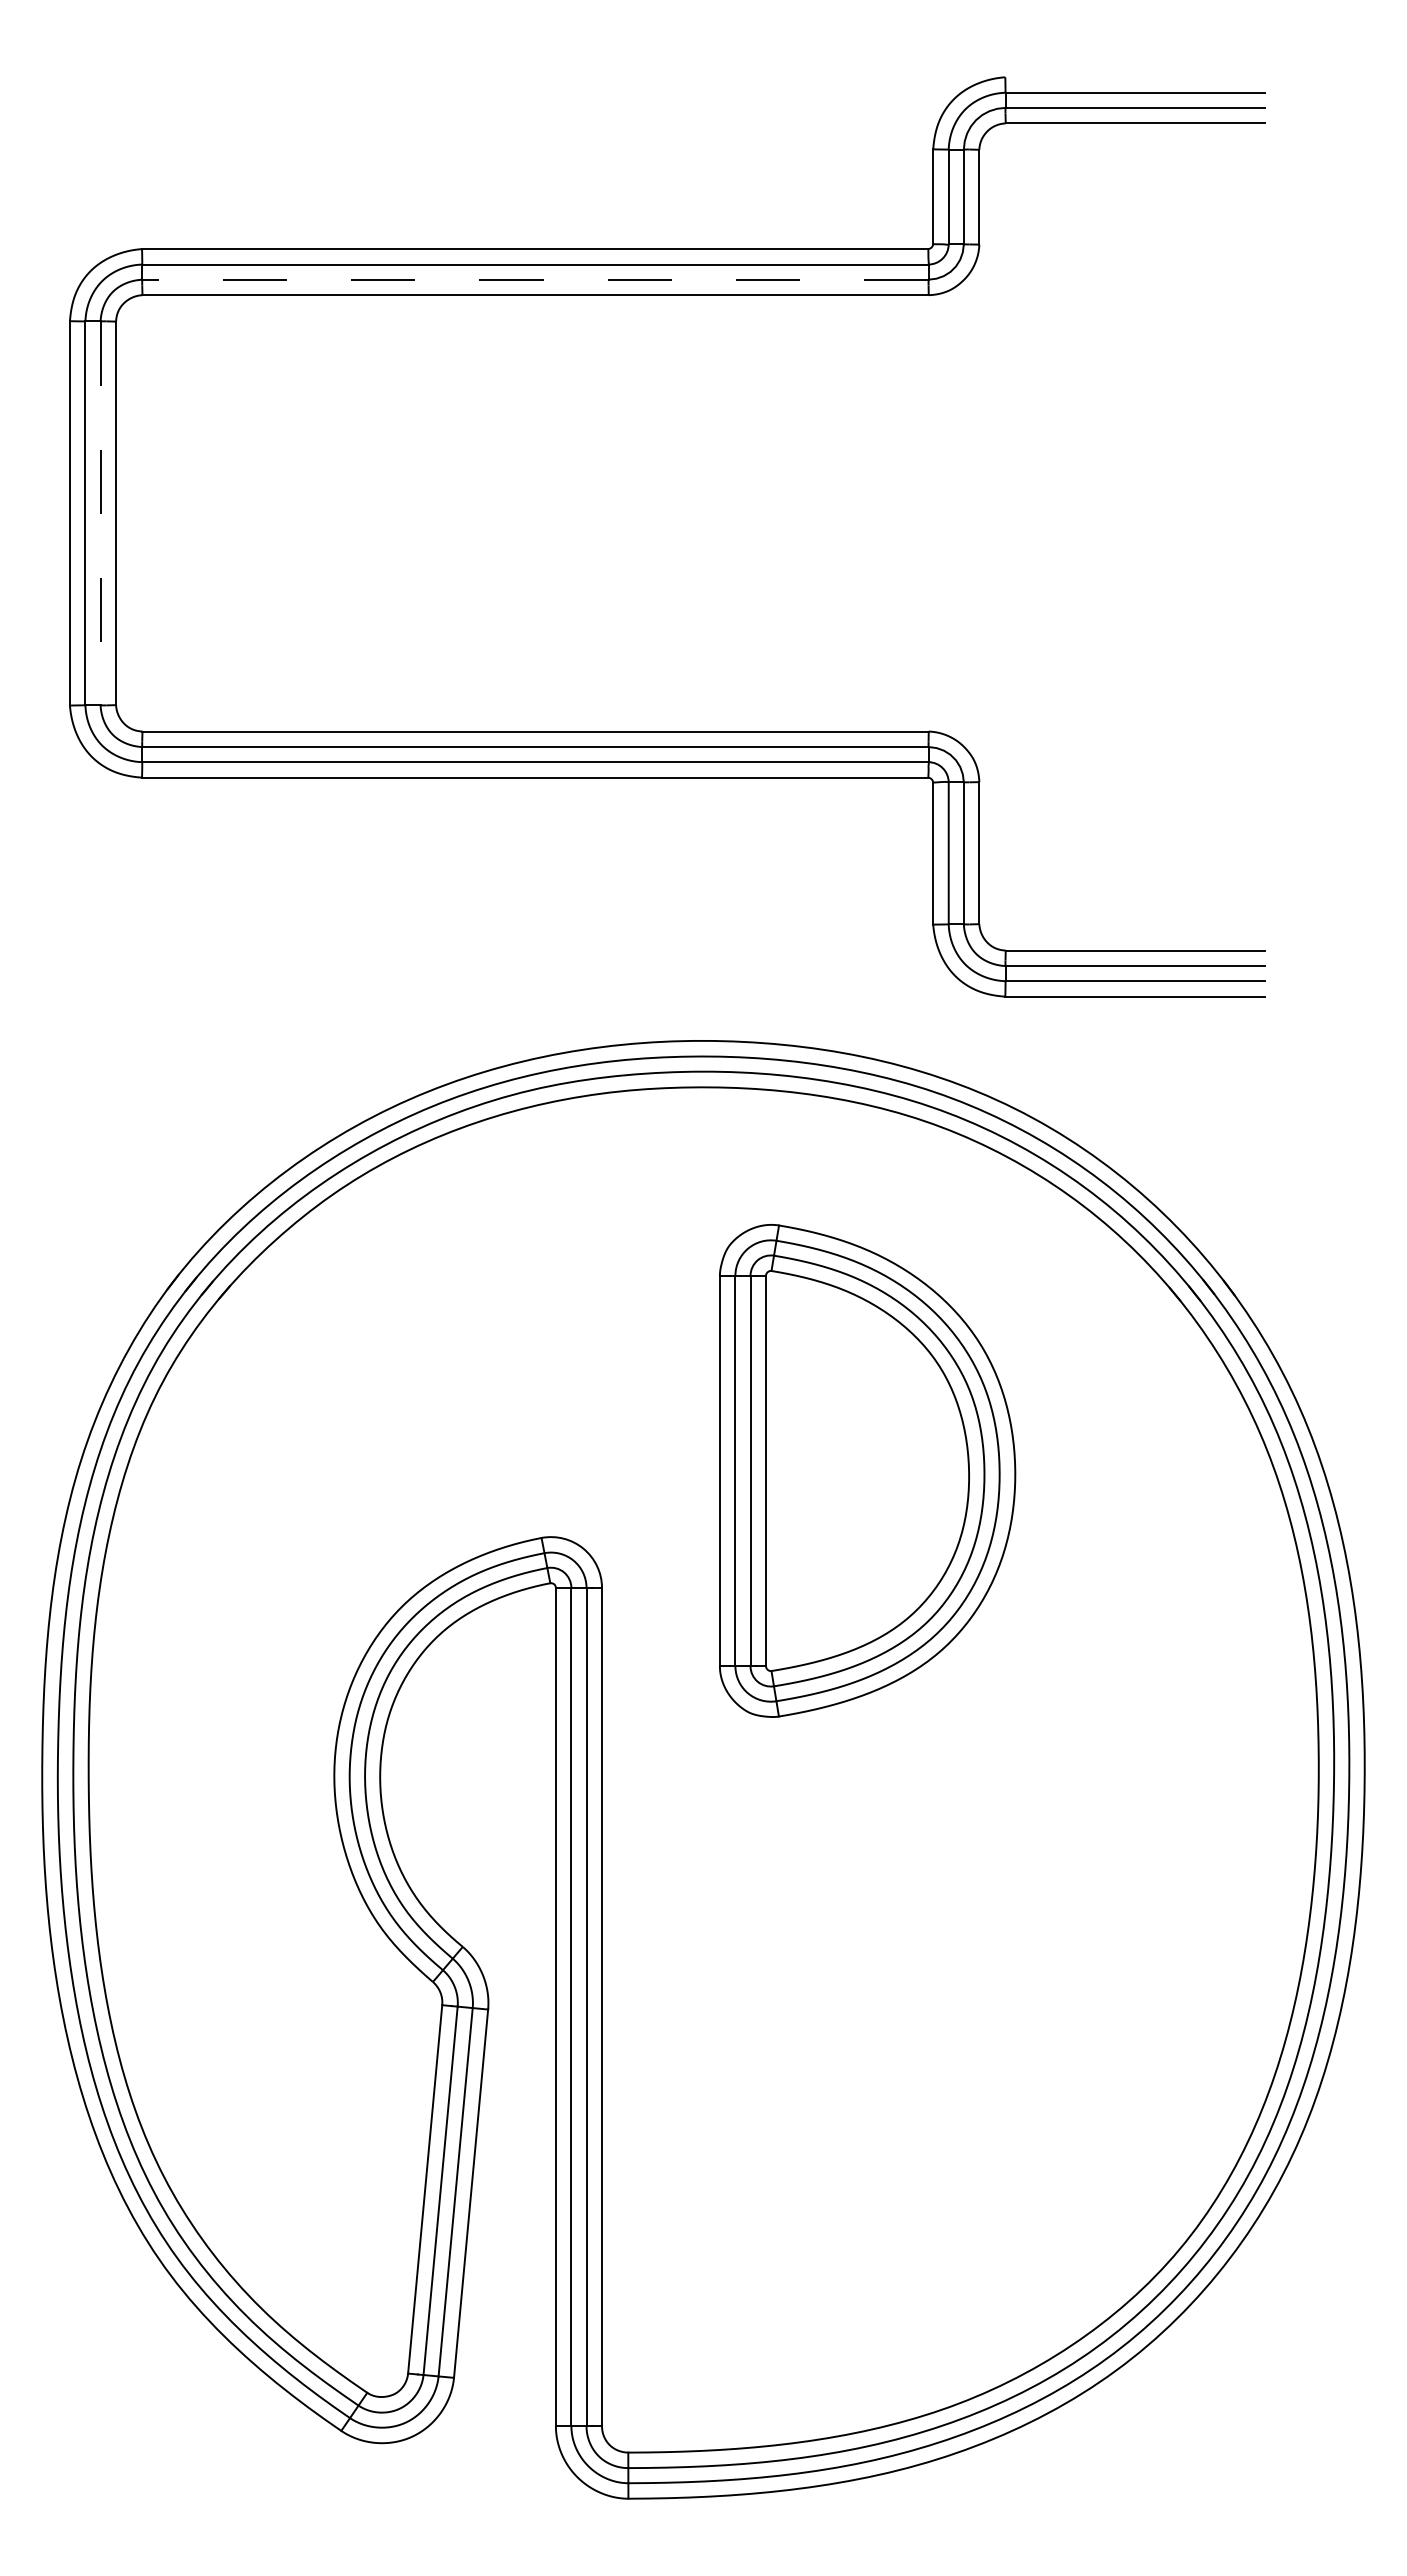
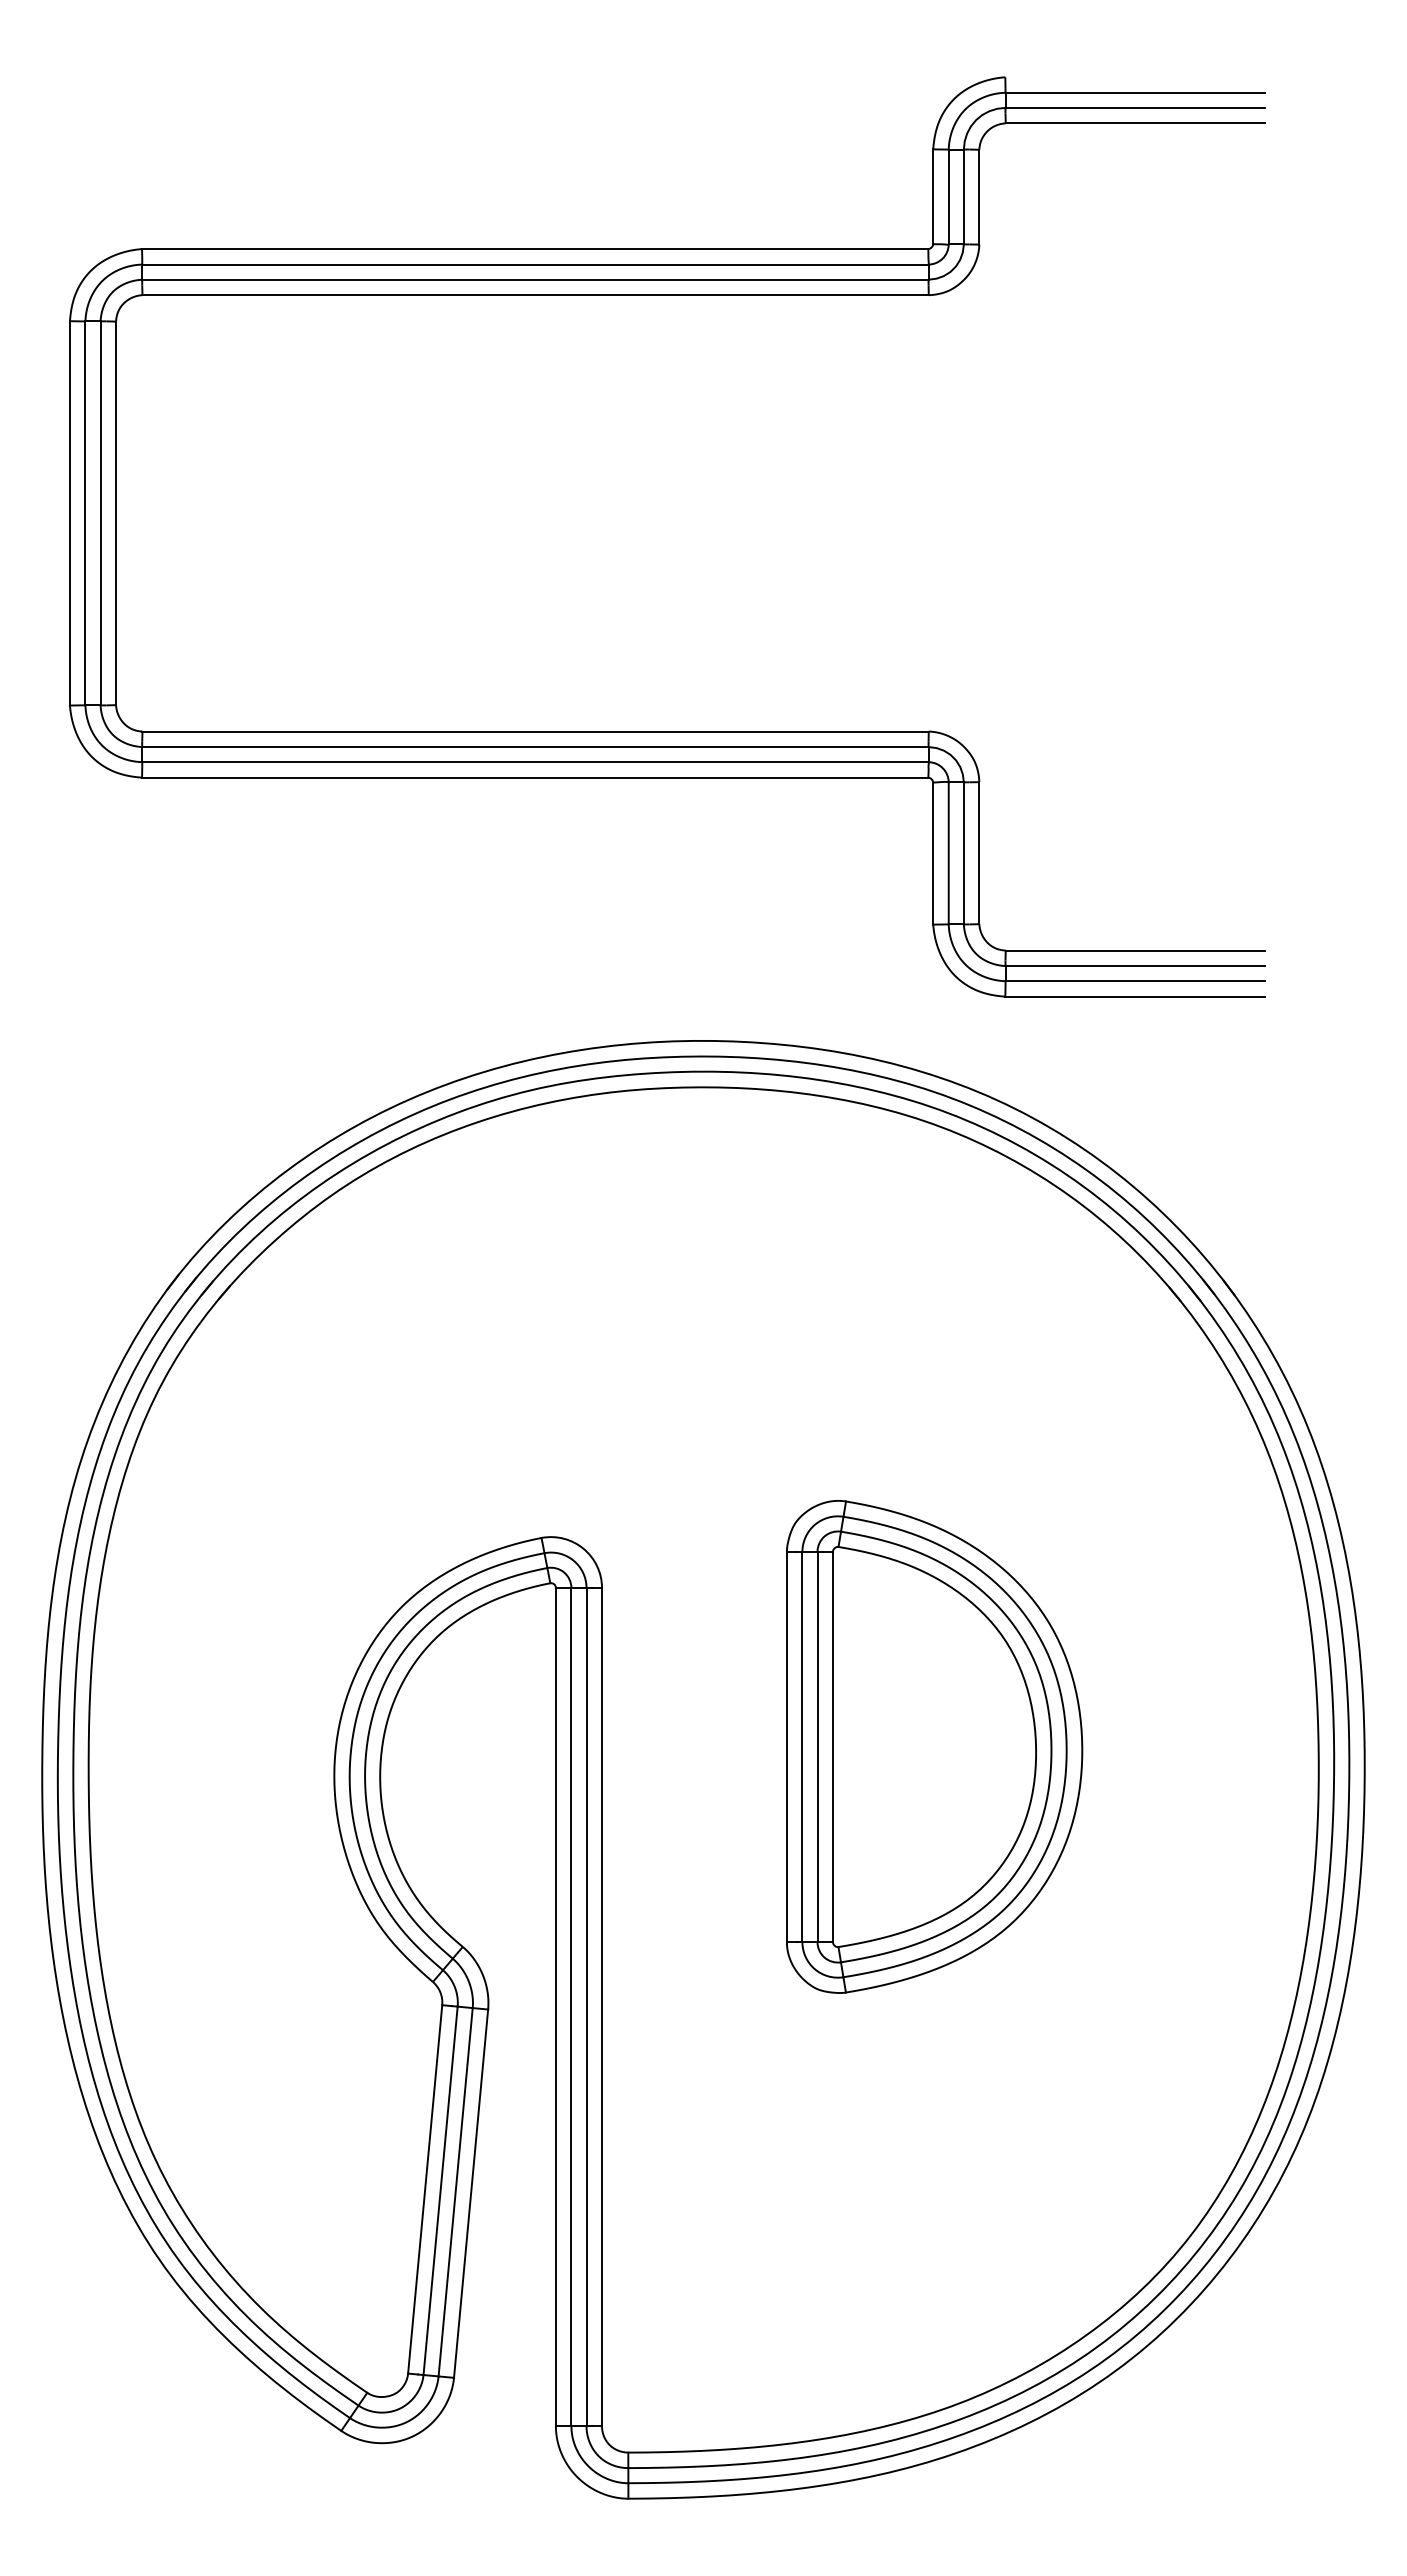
line: dashed -> solid (534, 279)
line: dashed -> solid (100, 513)
part position: (867, 1470) -> (934, 1746) (934, 1746)
